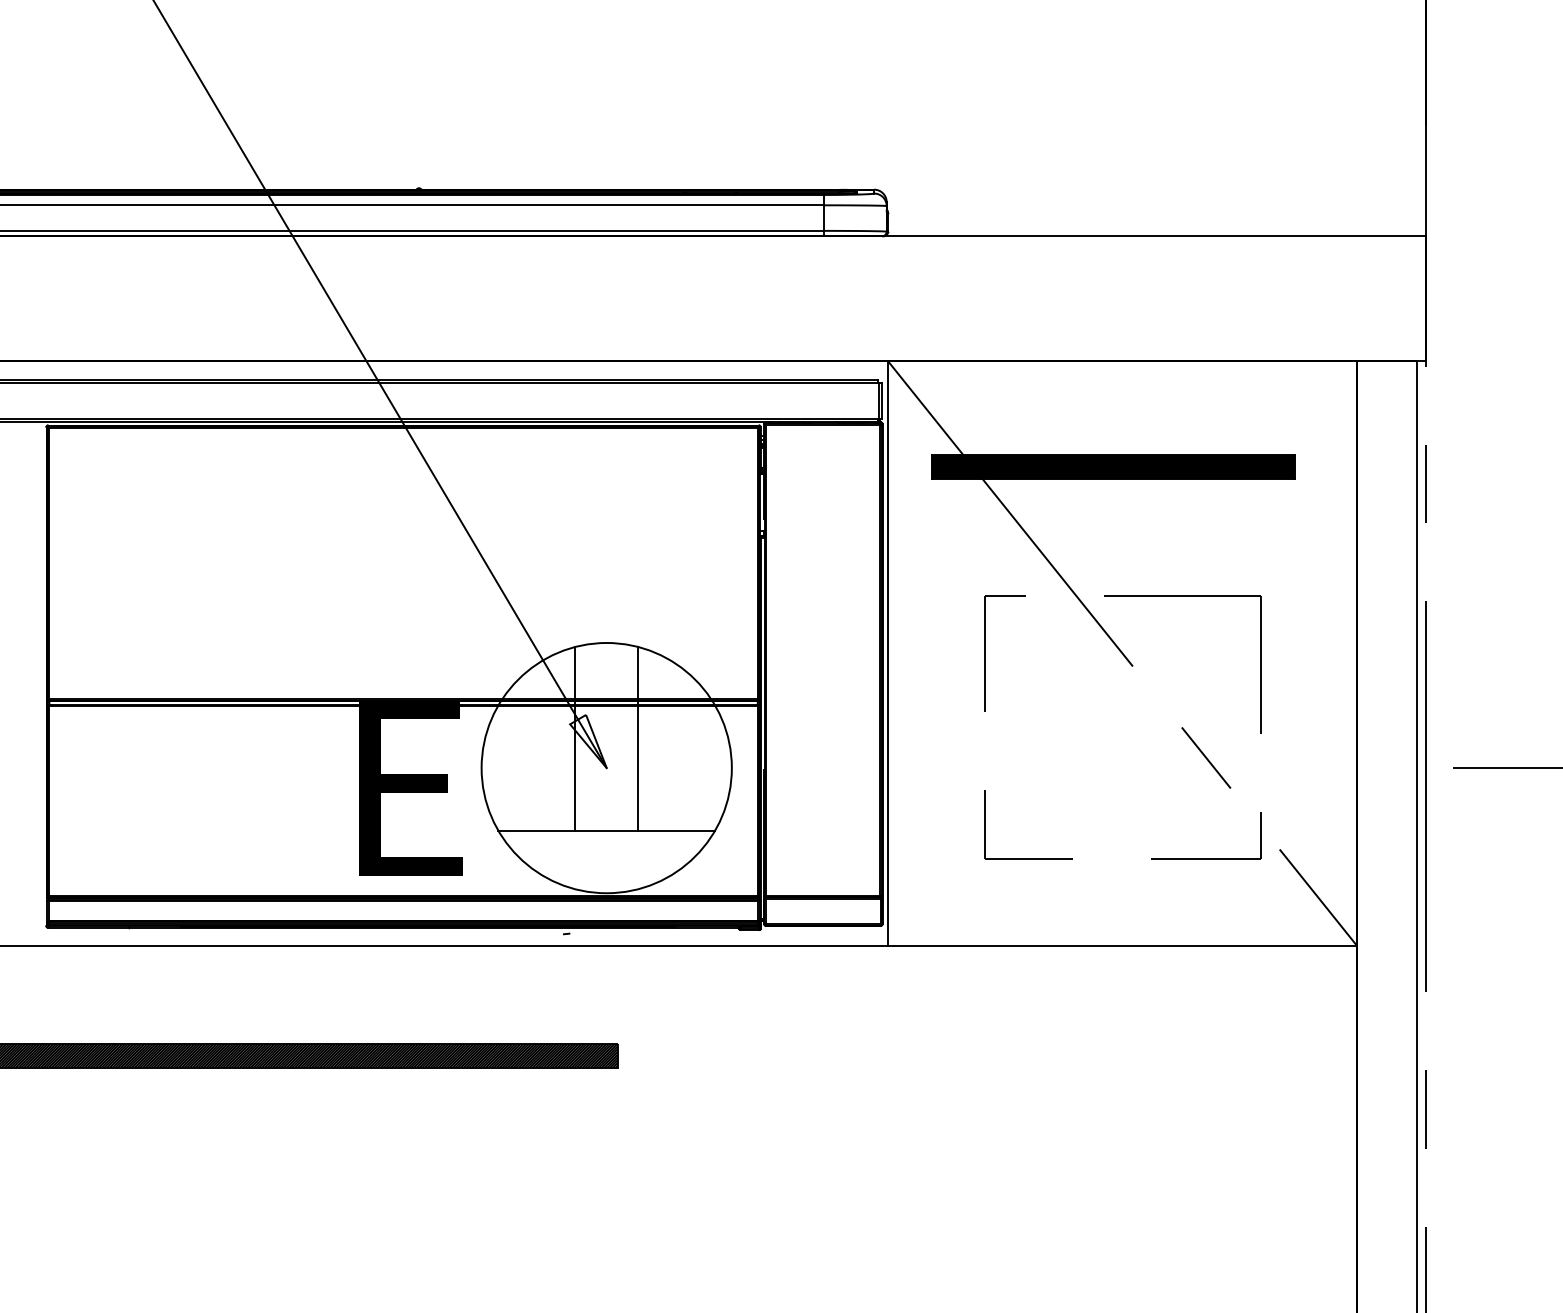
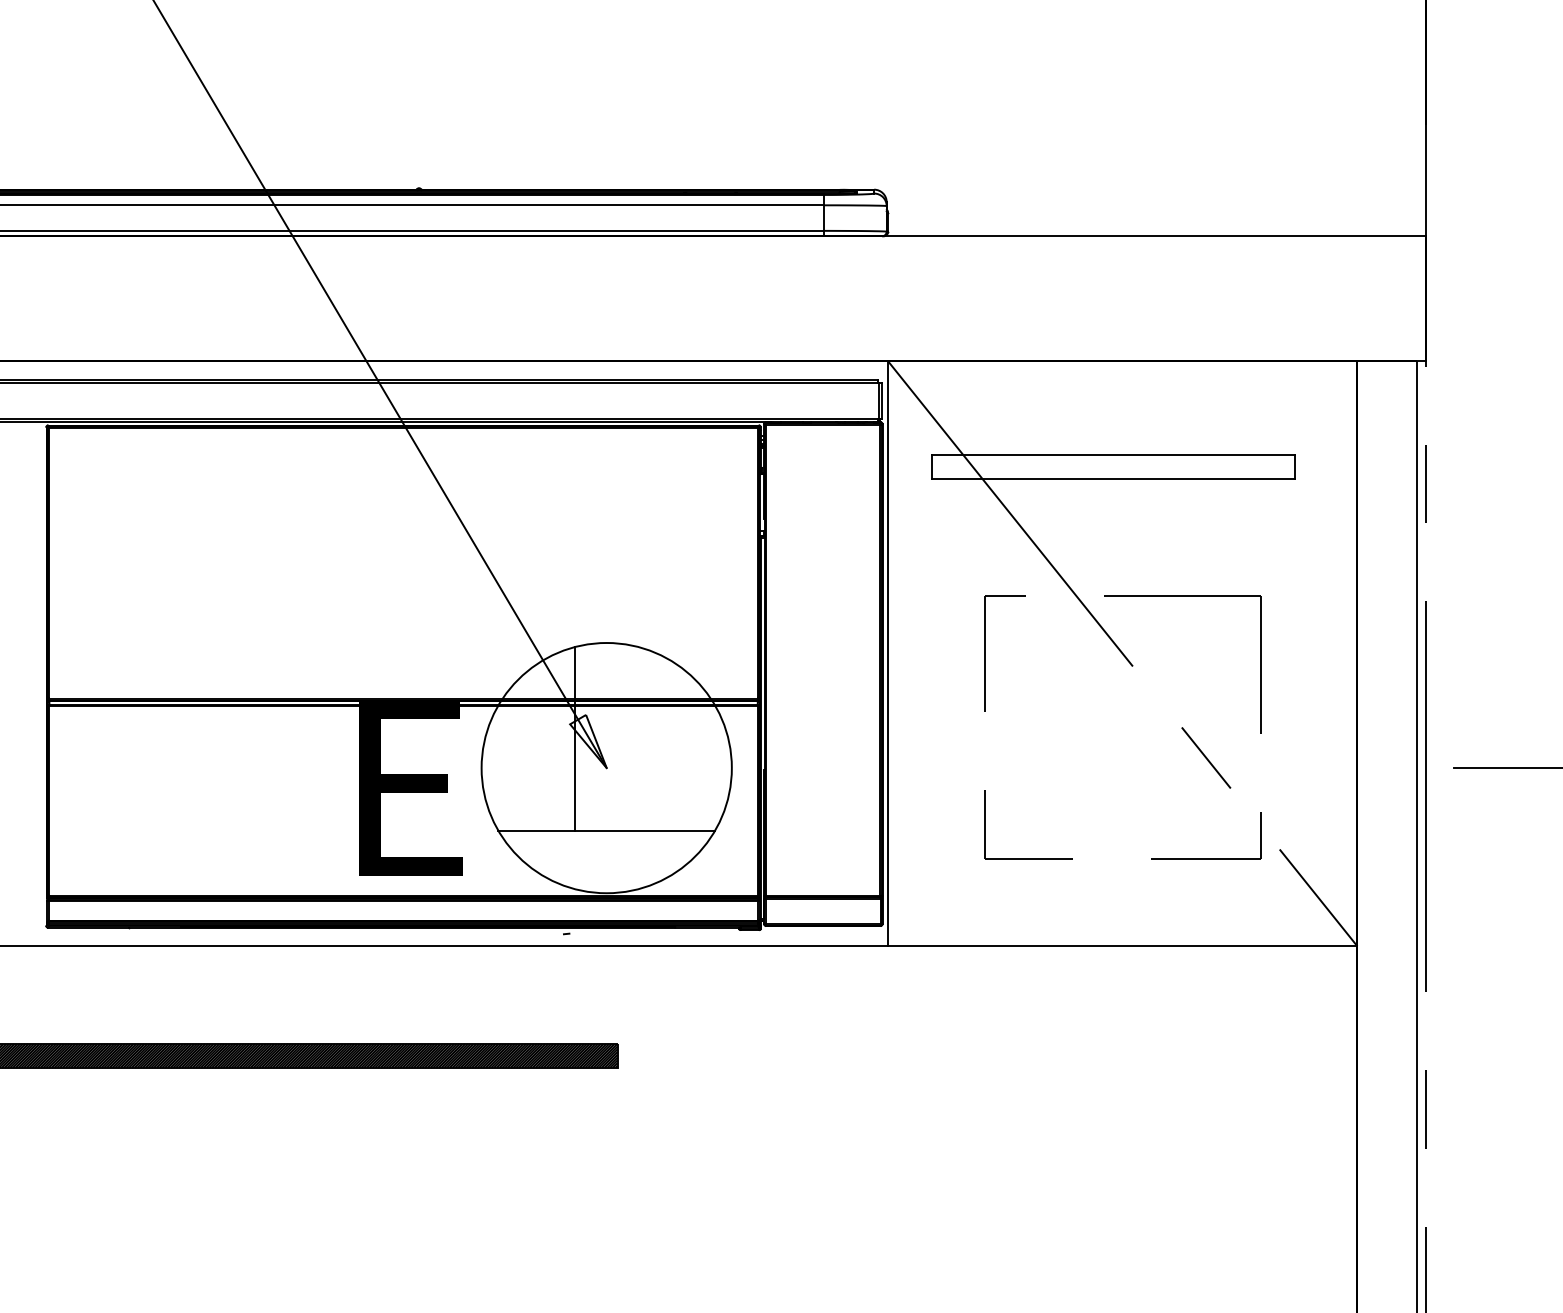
hatch: present -> none (1113, 466)
line: present -> none (638, 738)
